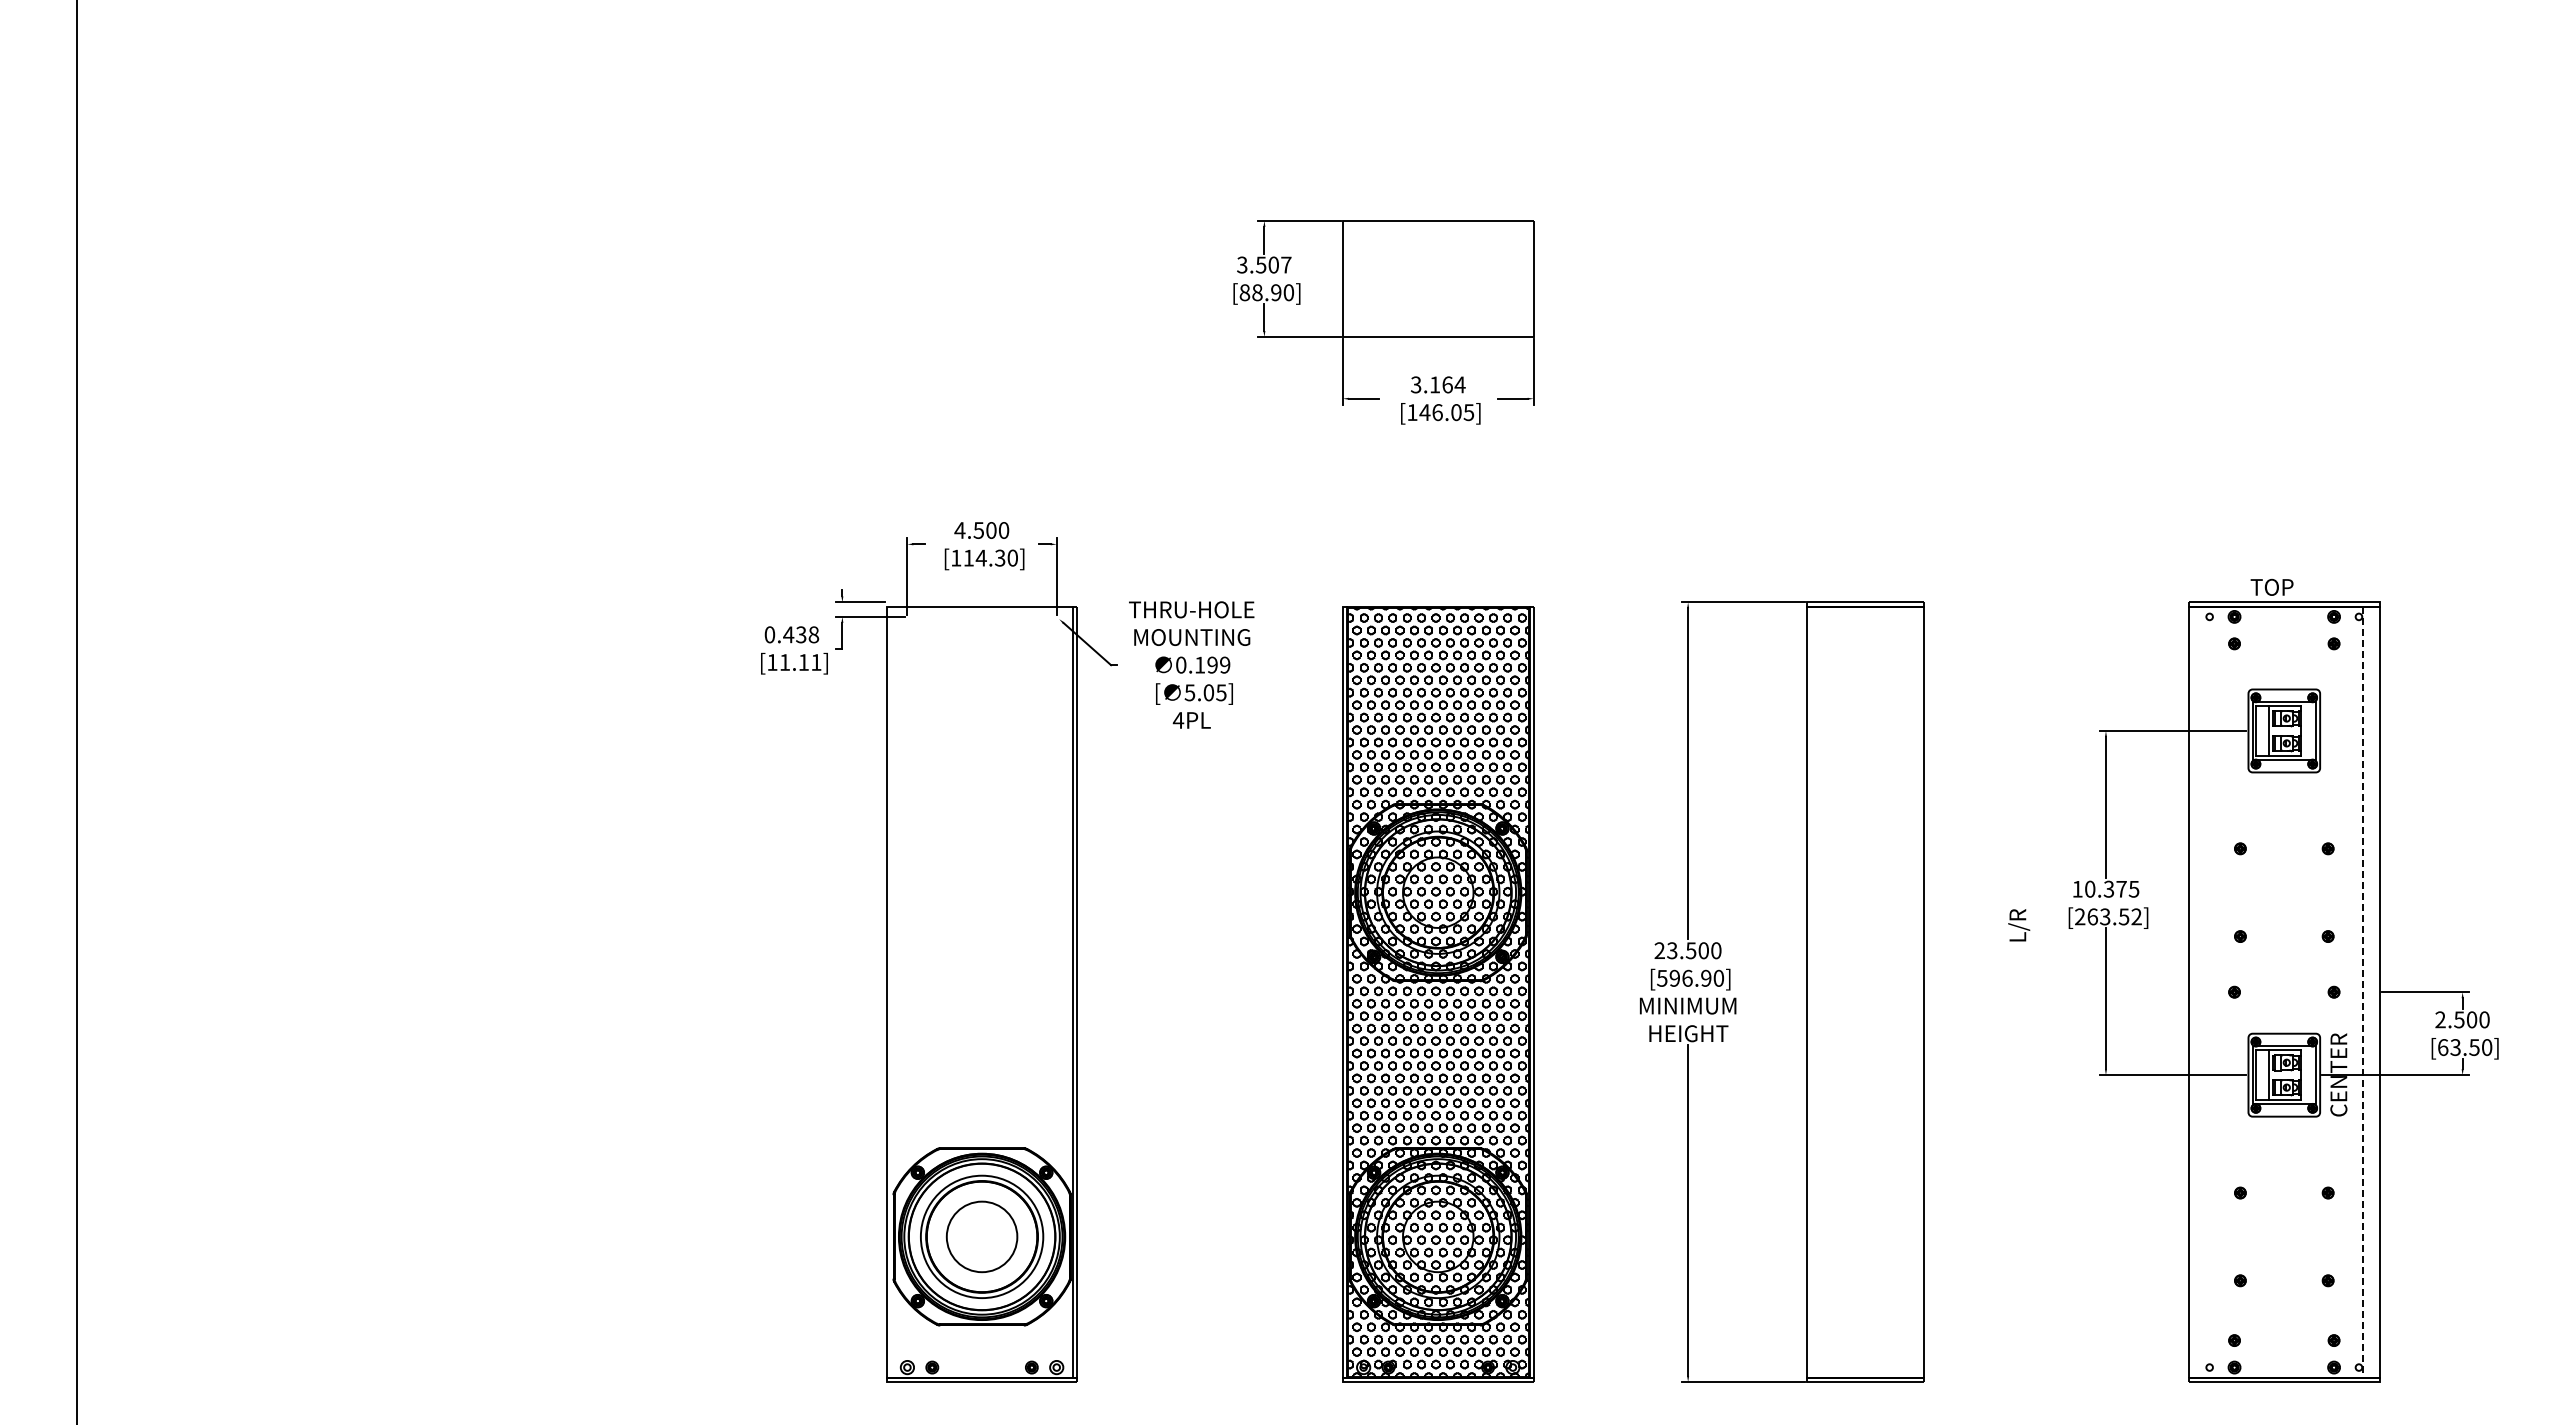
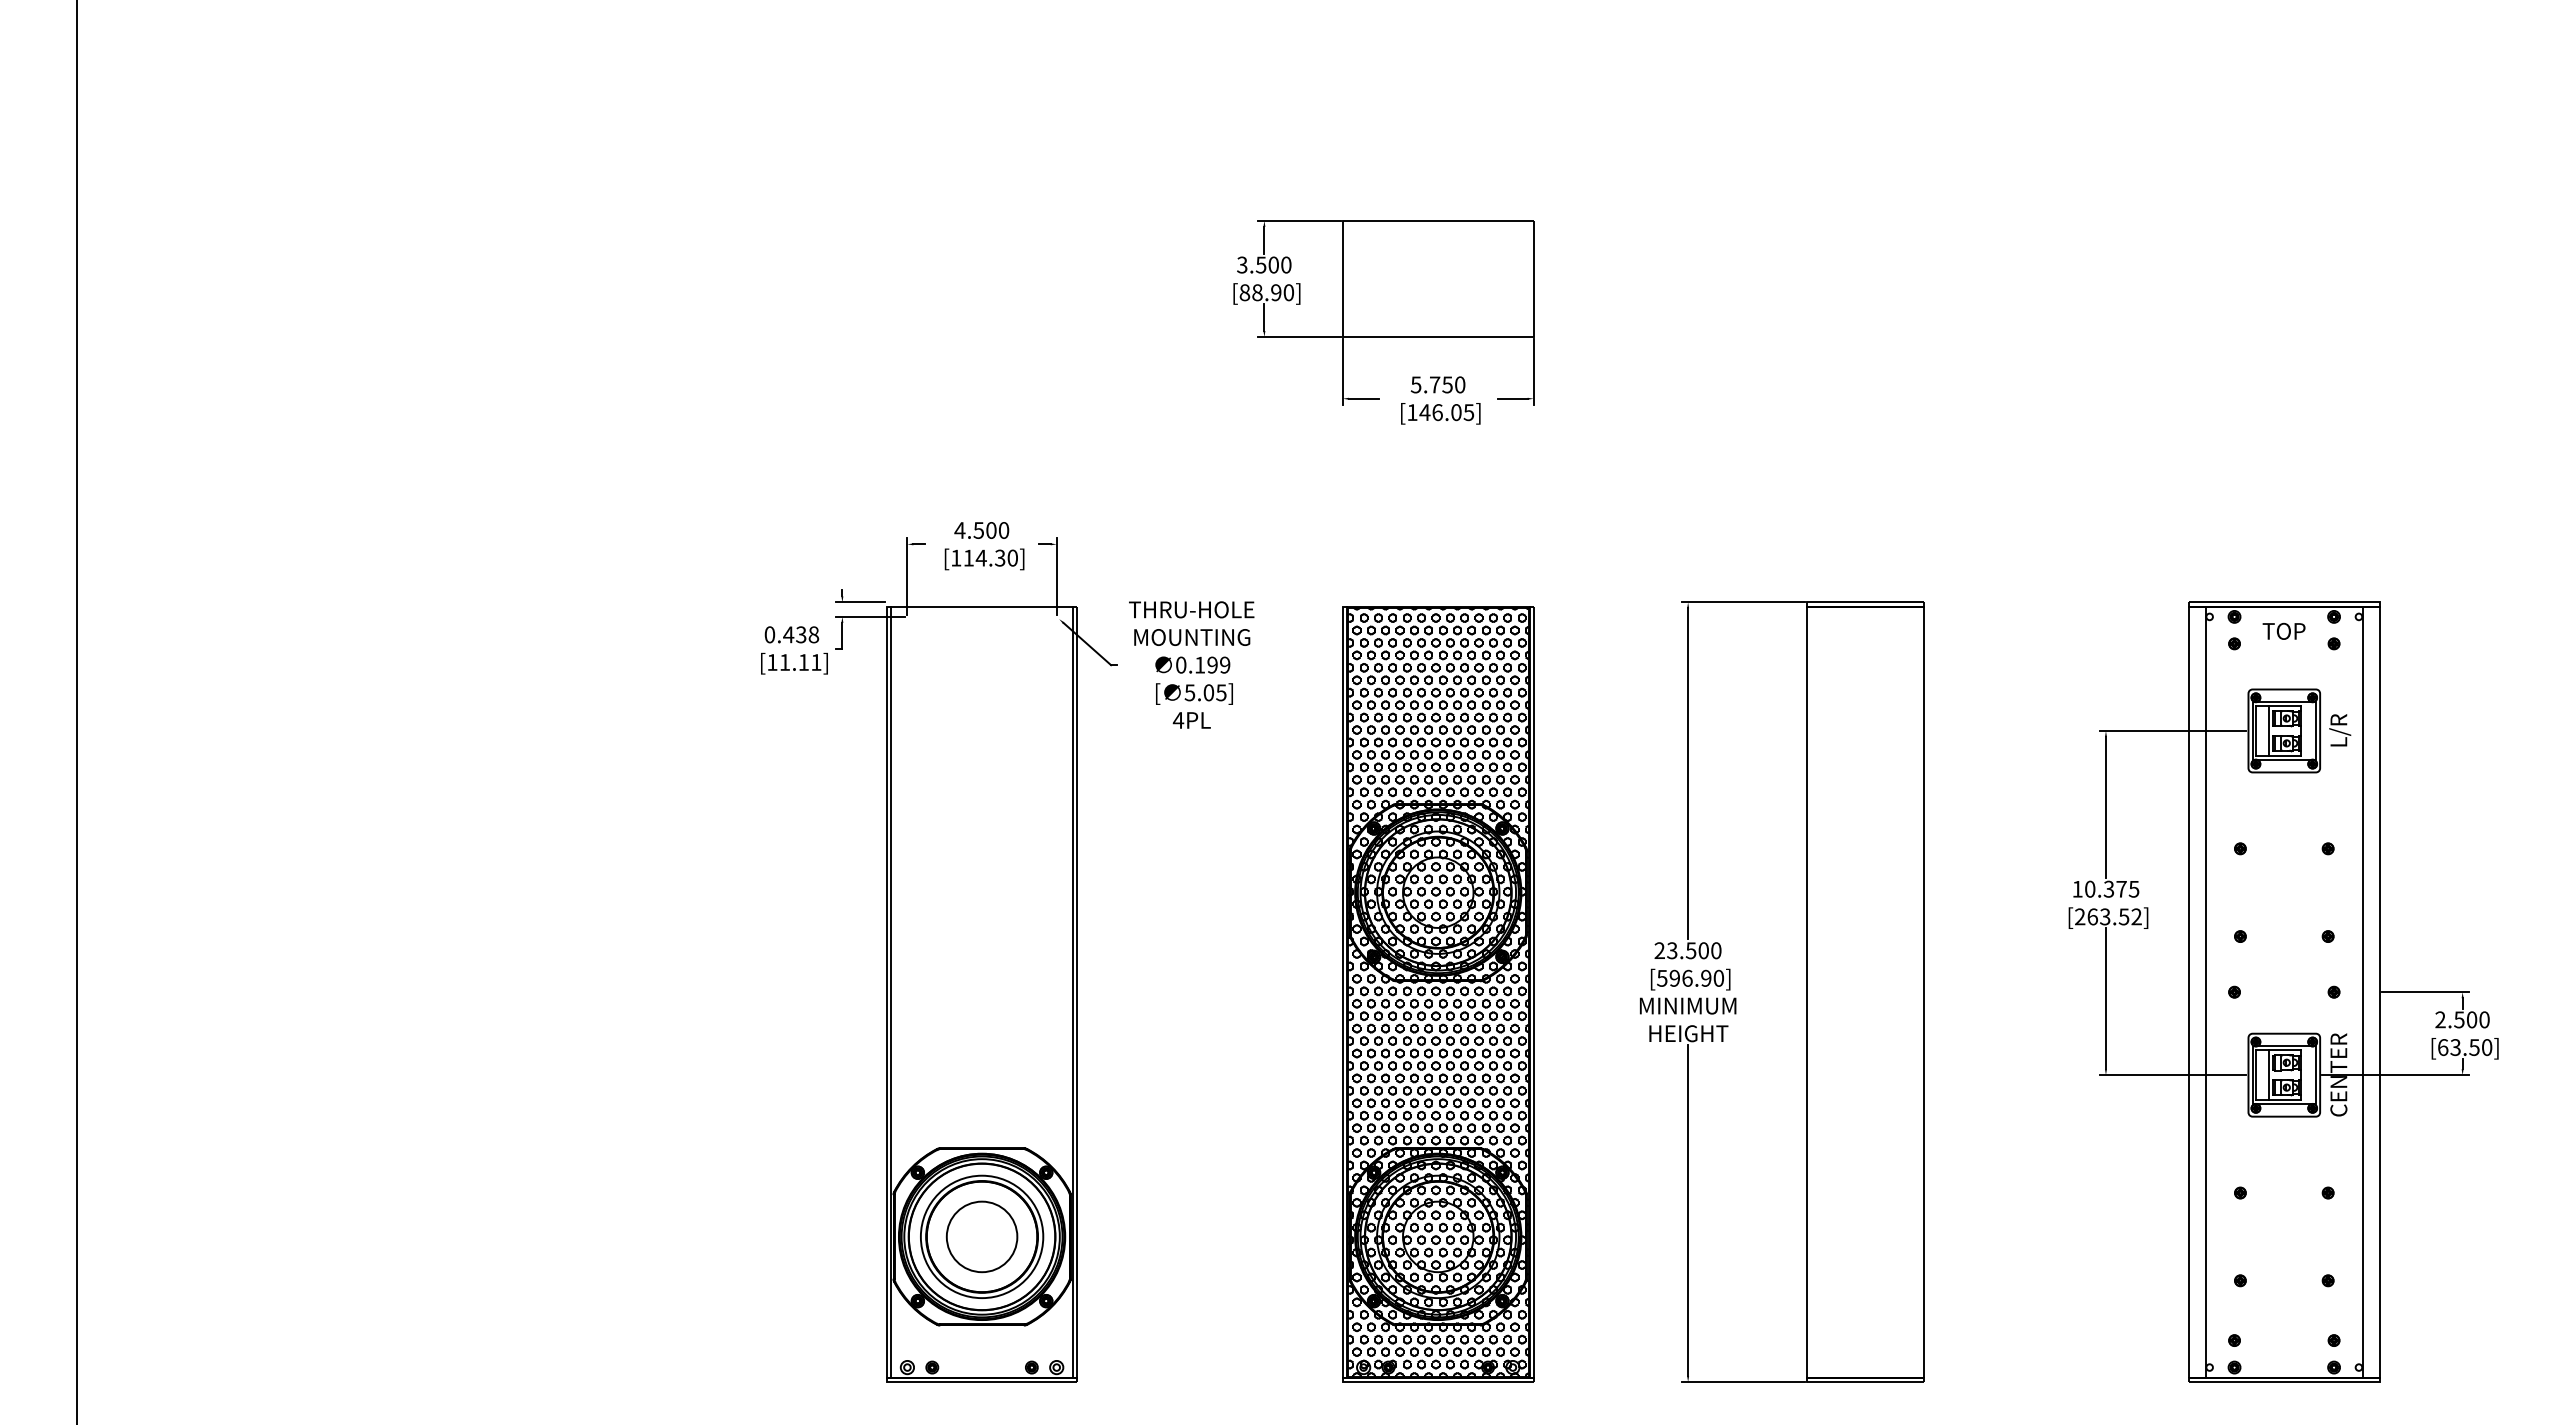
text: 3.507 -> 3.500 (1286, 264)
text: 3.164 -> 5.750 (1438, 384)
text position: (2271, 586) -> (2283, 630) (2283, 630)
text position: (2019, 925) -> (2340, 730) (2340, 730)
line: none -> present (890, 991)
line: none -> present (2205, 991)
line: dashed -> solid (2363, 992)
